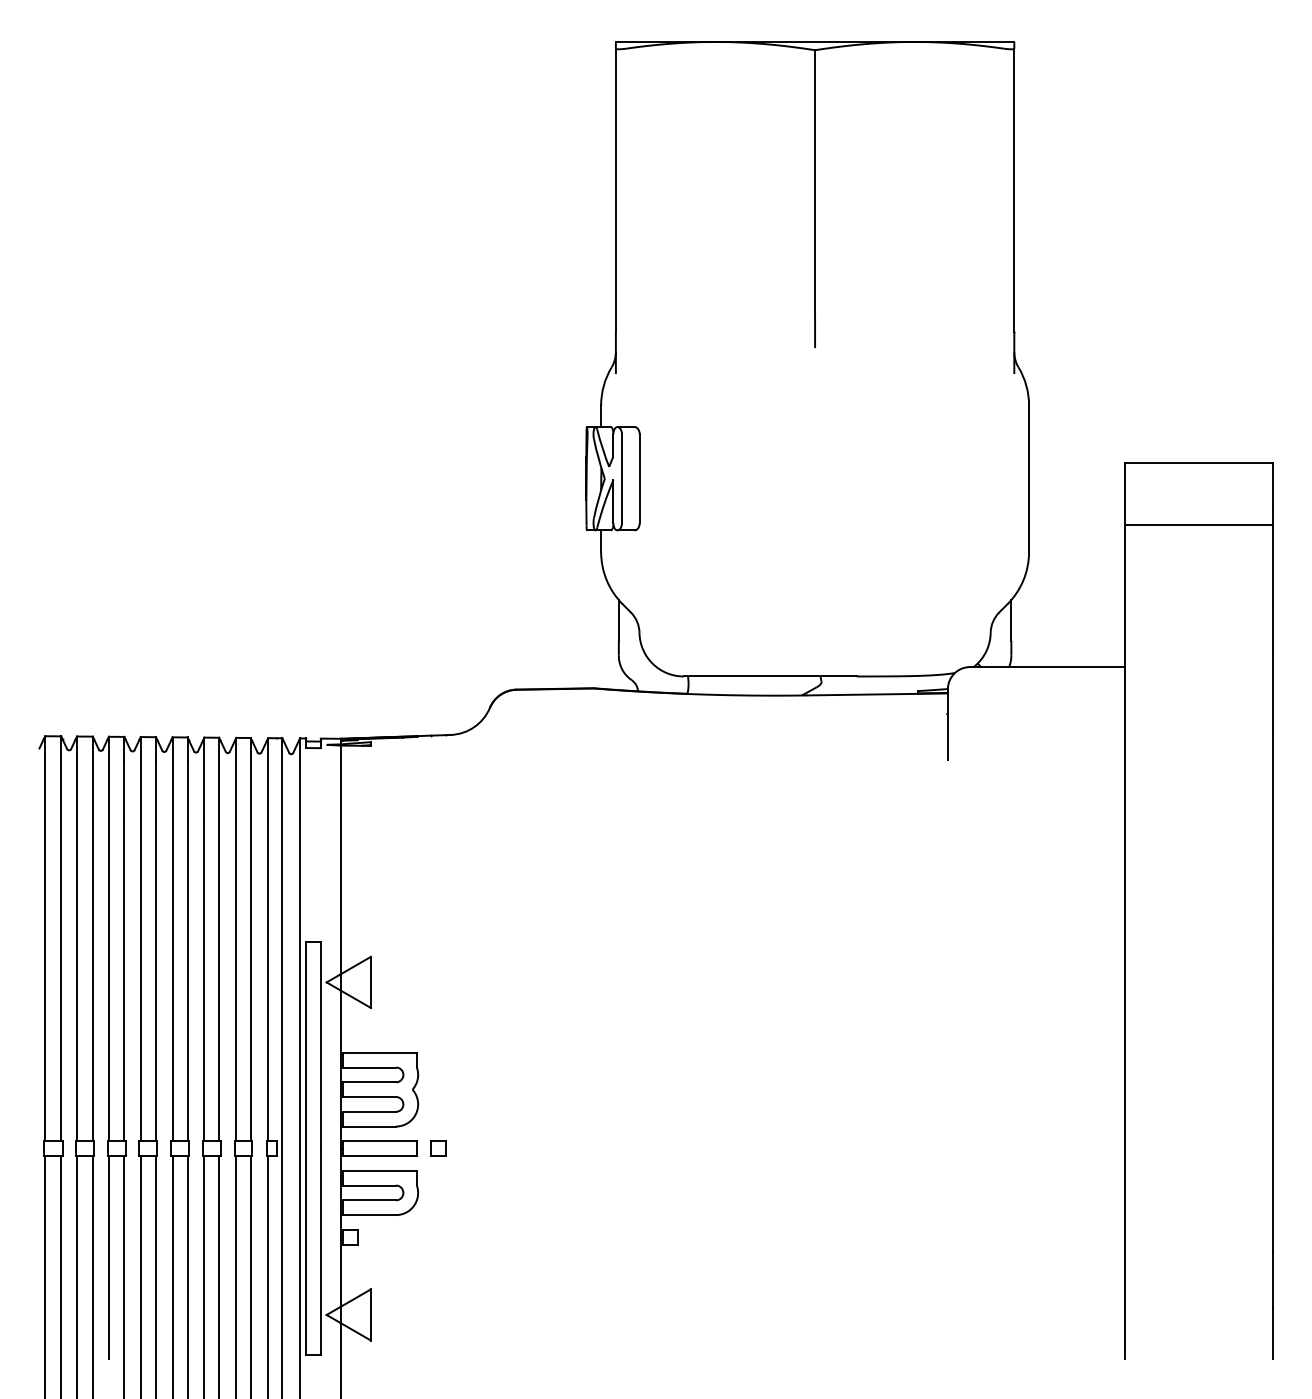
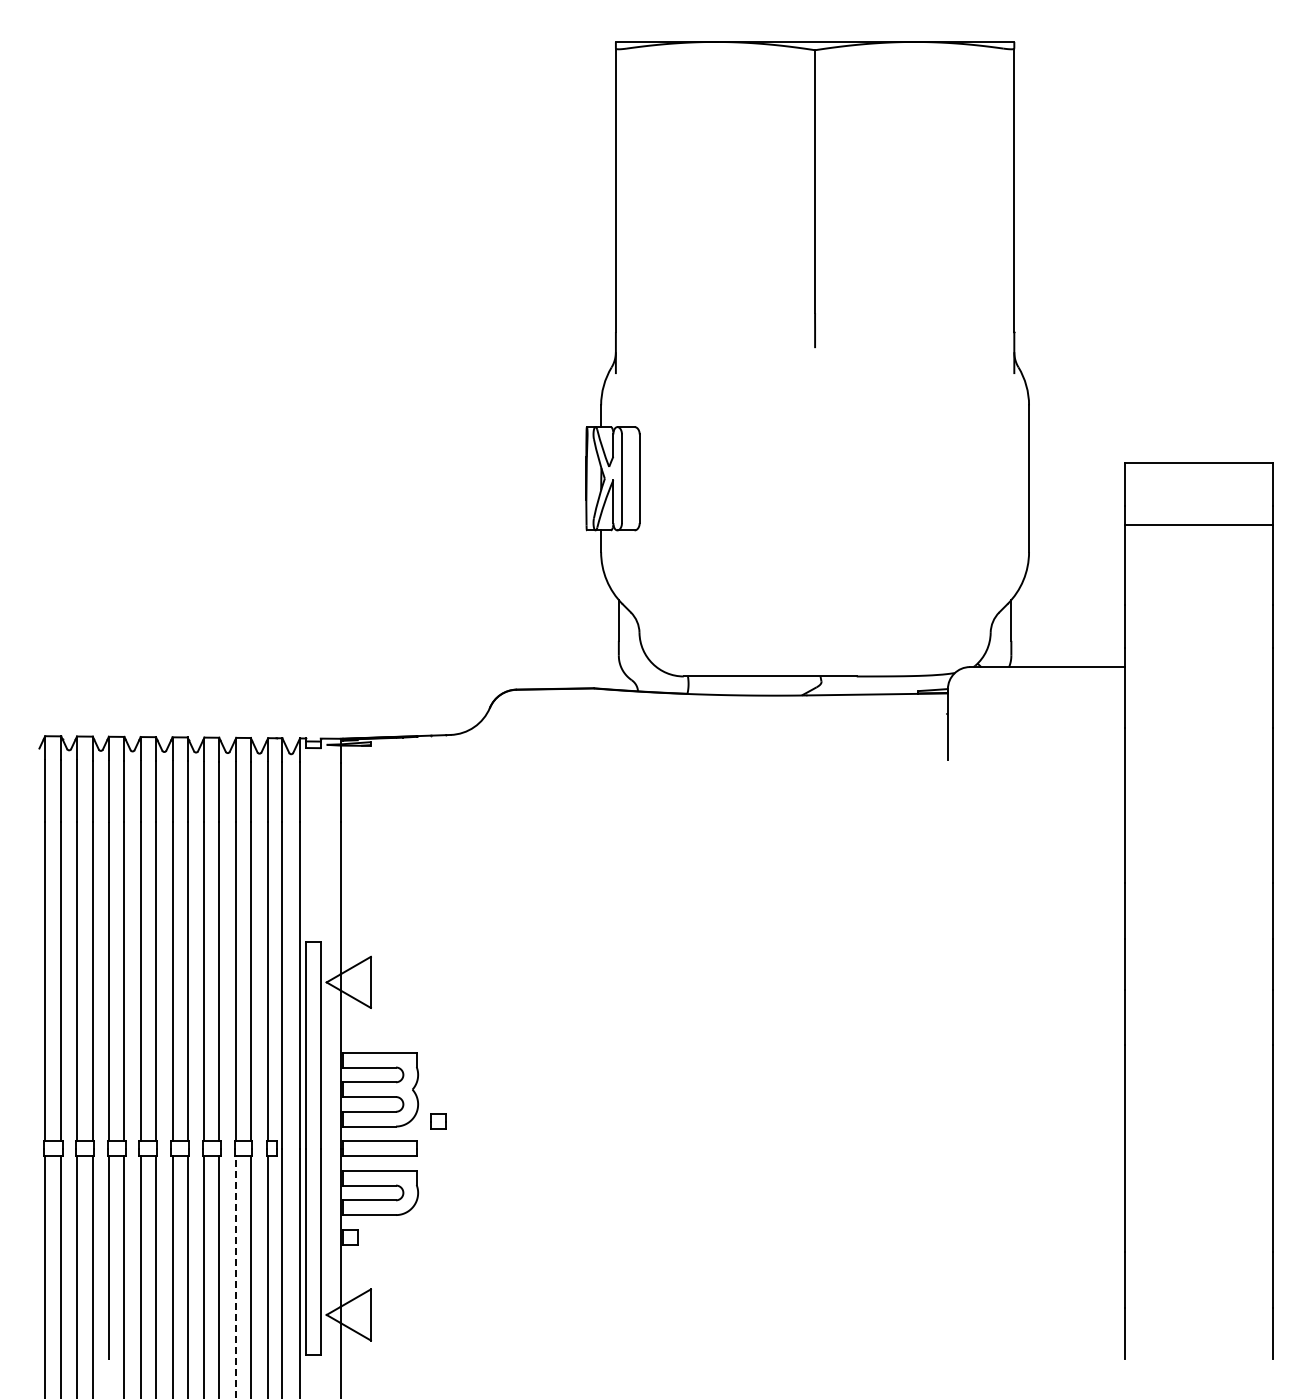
part position: (438, 1148) -> (438, 1121) (438, 1121)
line: solid -> dashed (236, 1276)
